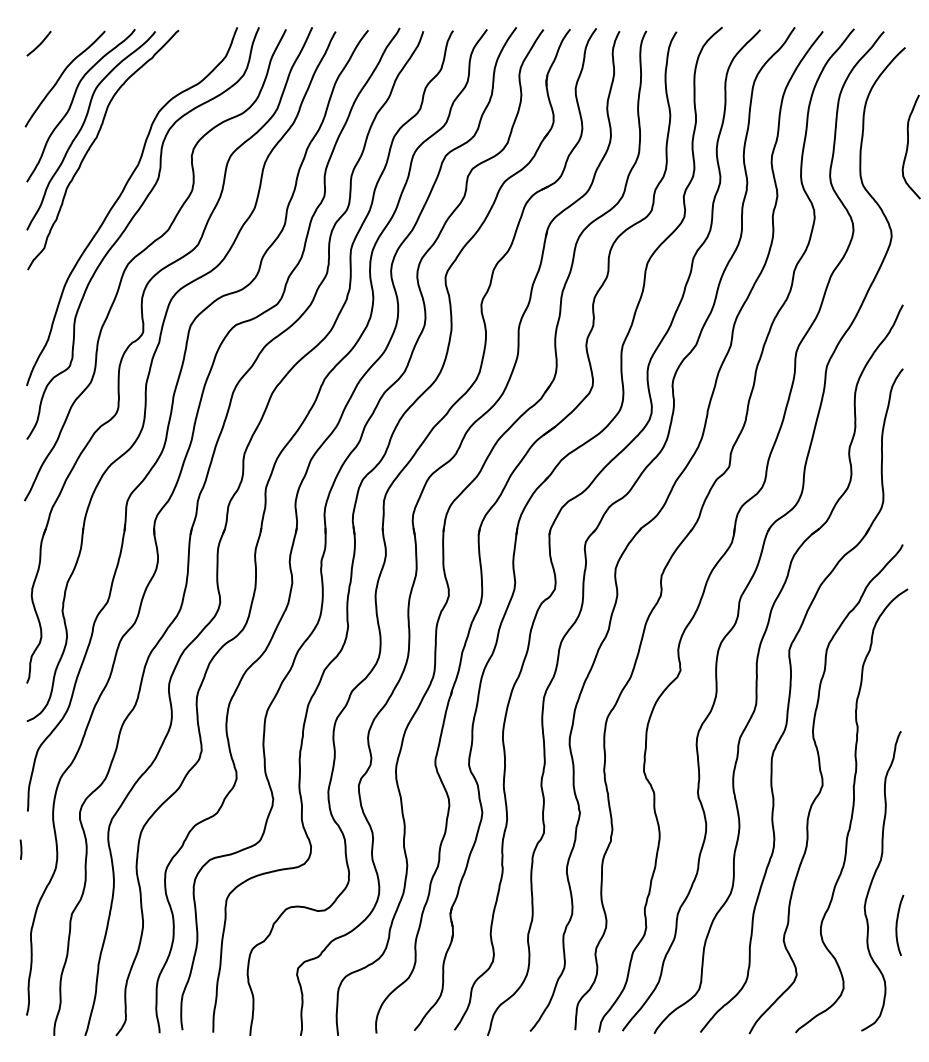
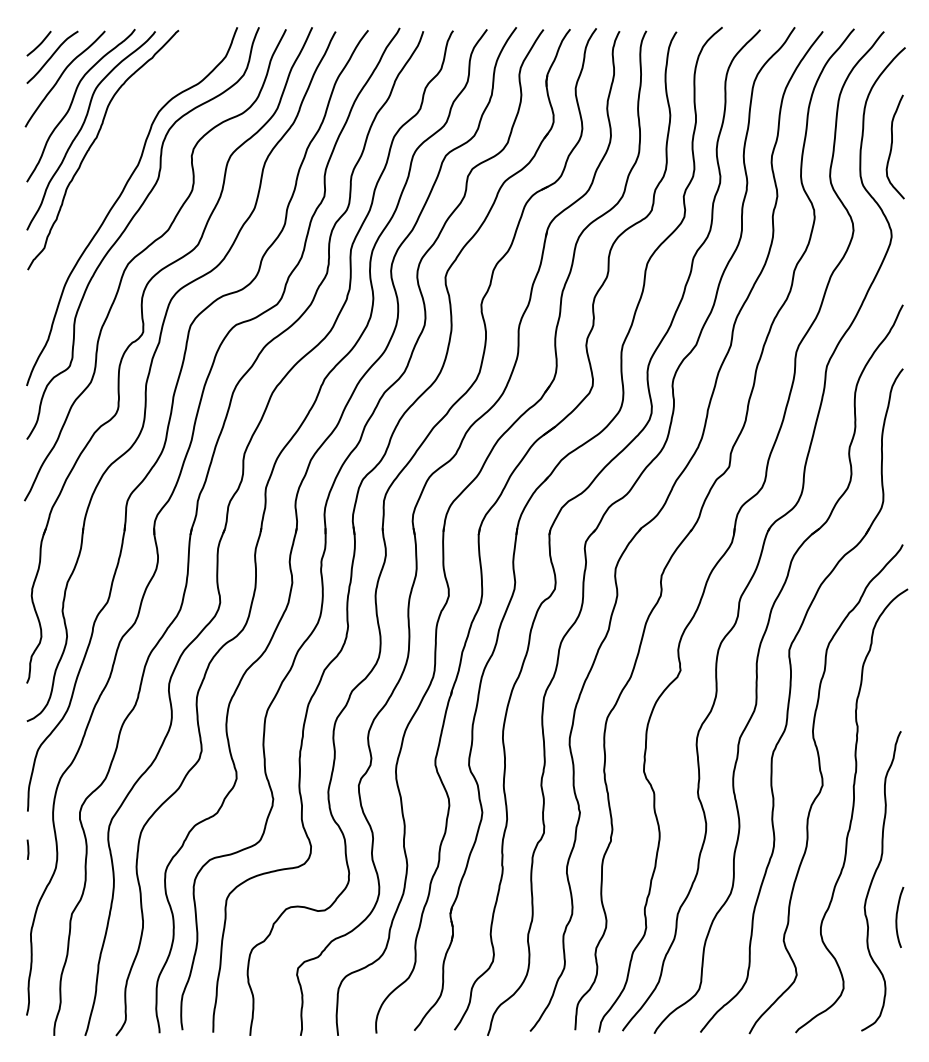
curve: none -> present (52, 56)
curve position: (908, 146) -> (892, 146) (892, 146)
line position: (20, 849) -> (27, 849) (27, 849)
curve position: (897, 925) -> (897, 917) (897, 917)
